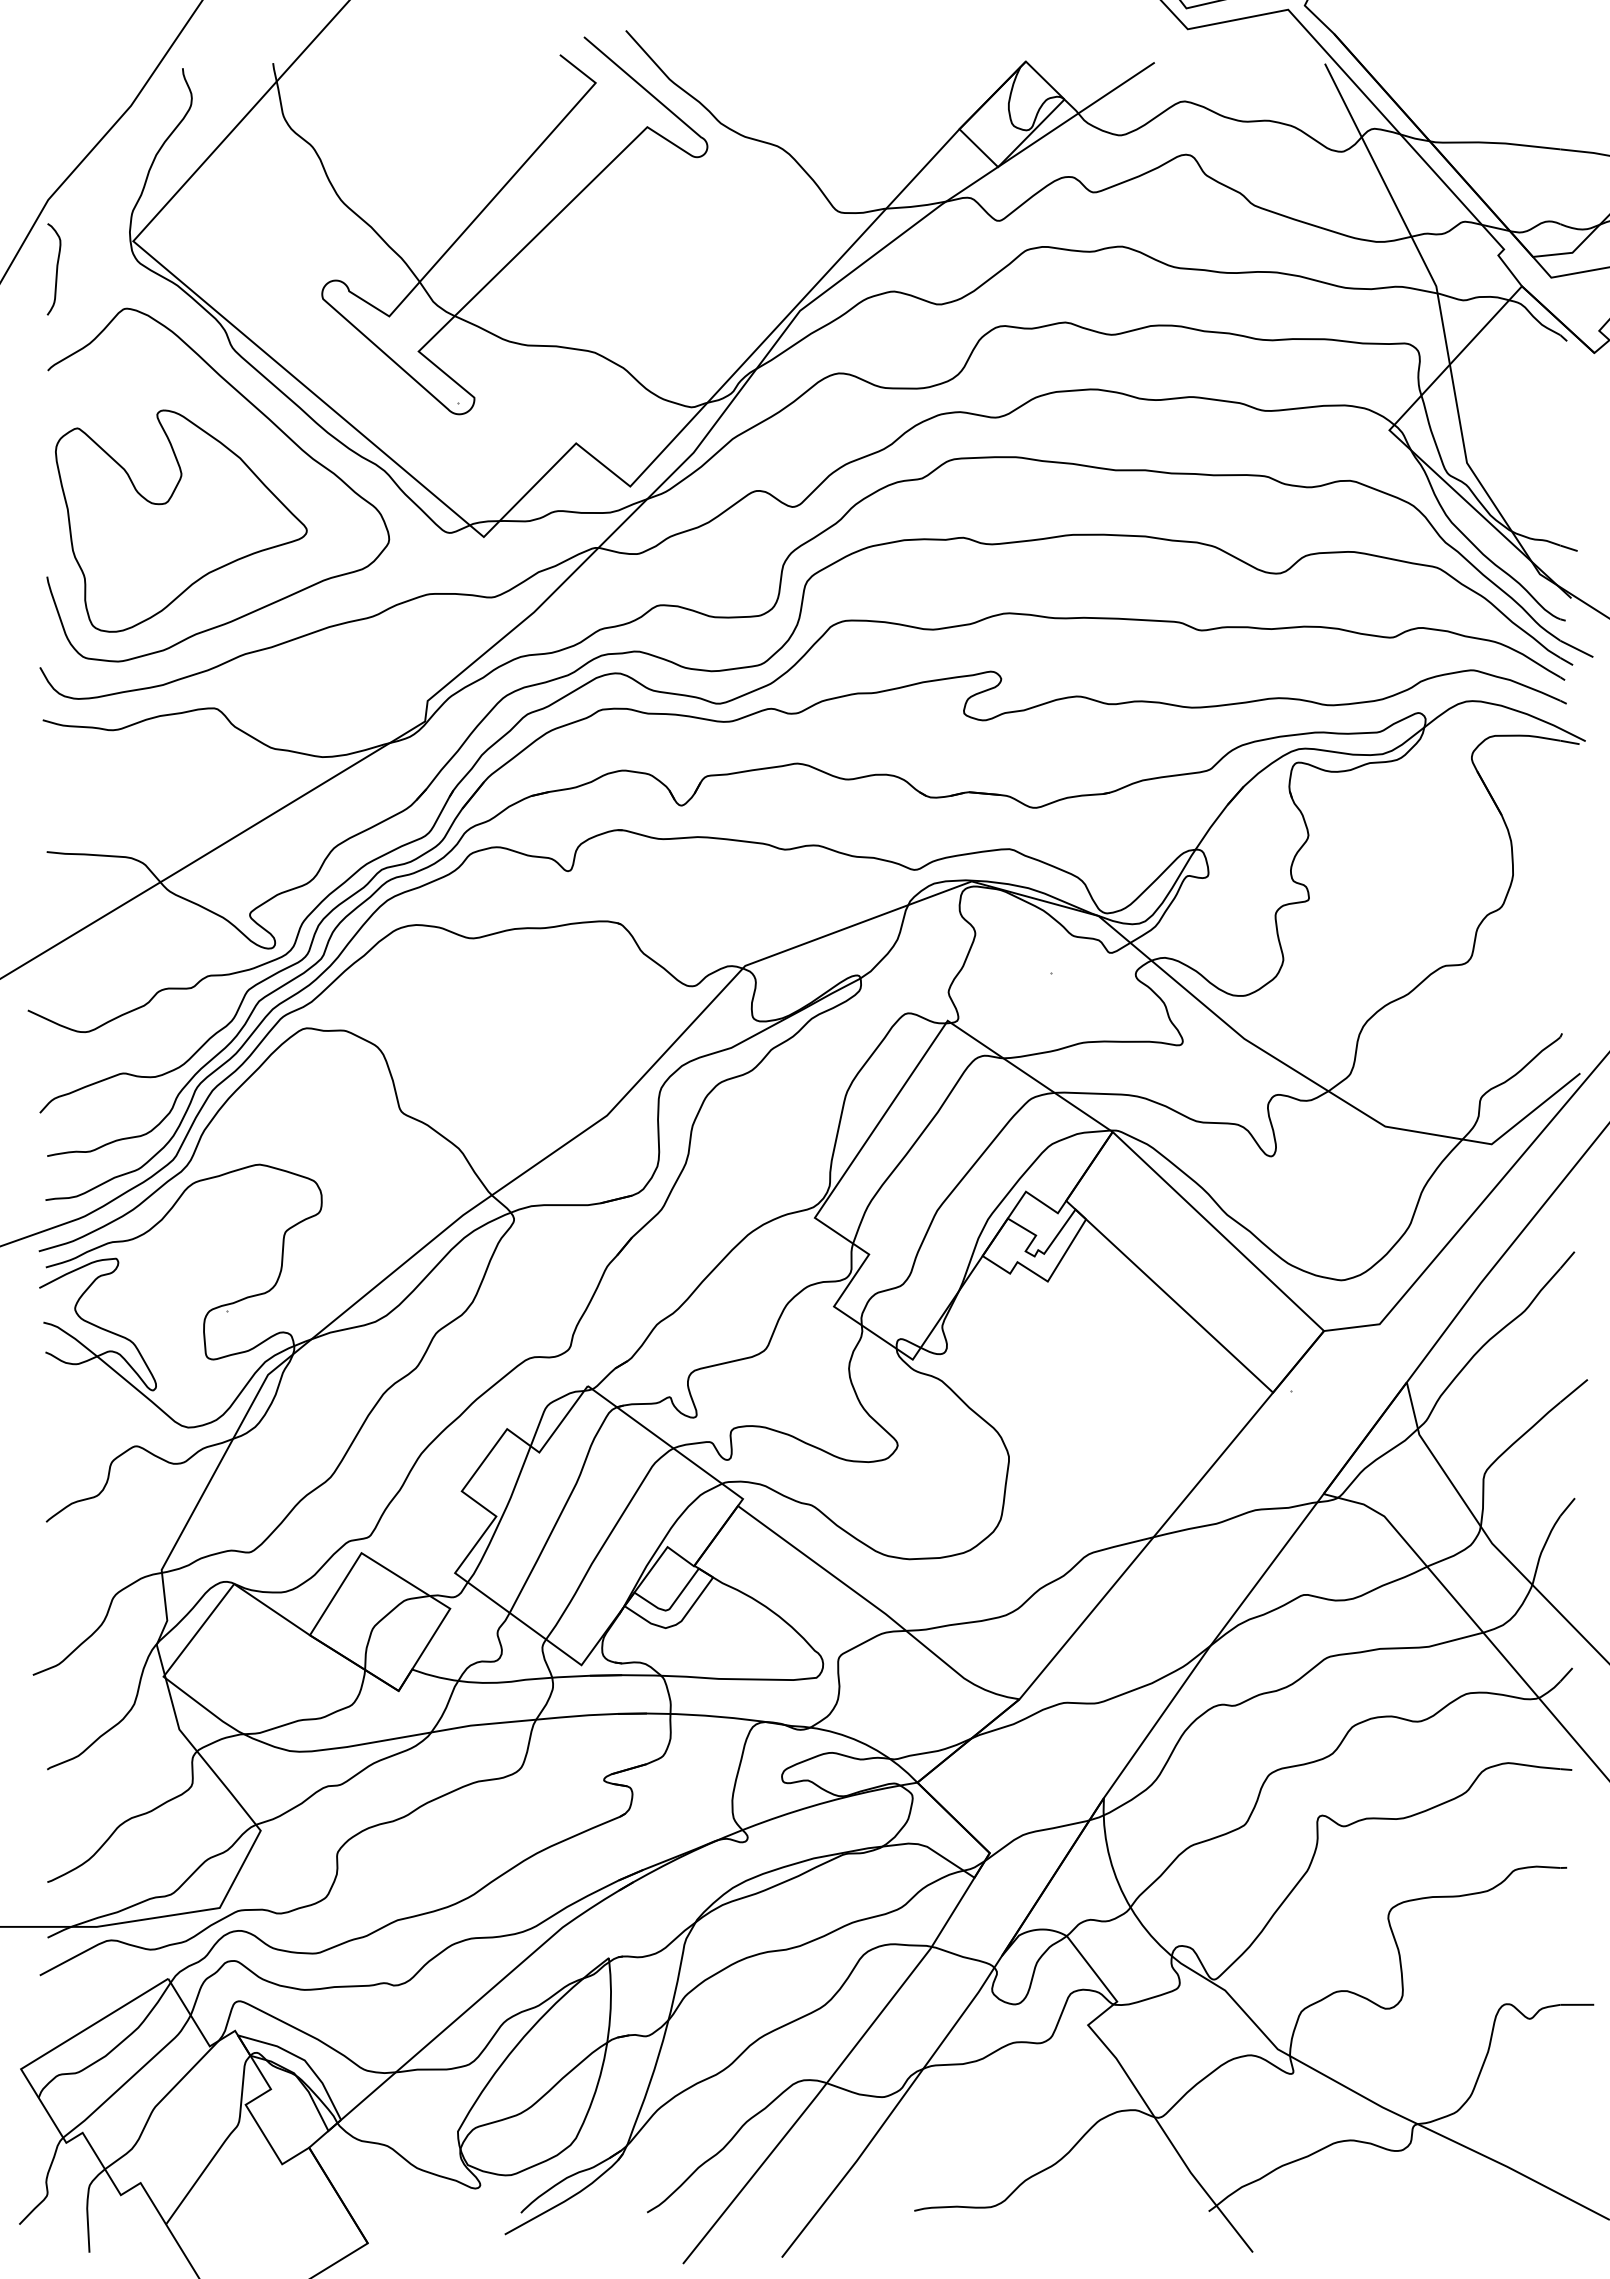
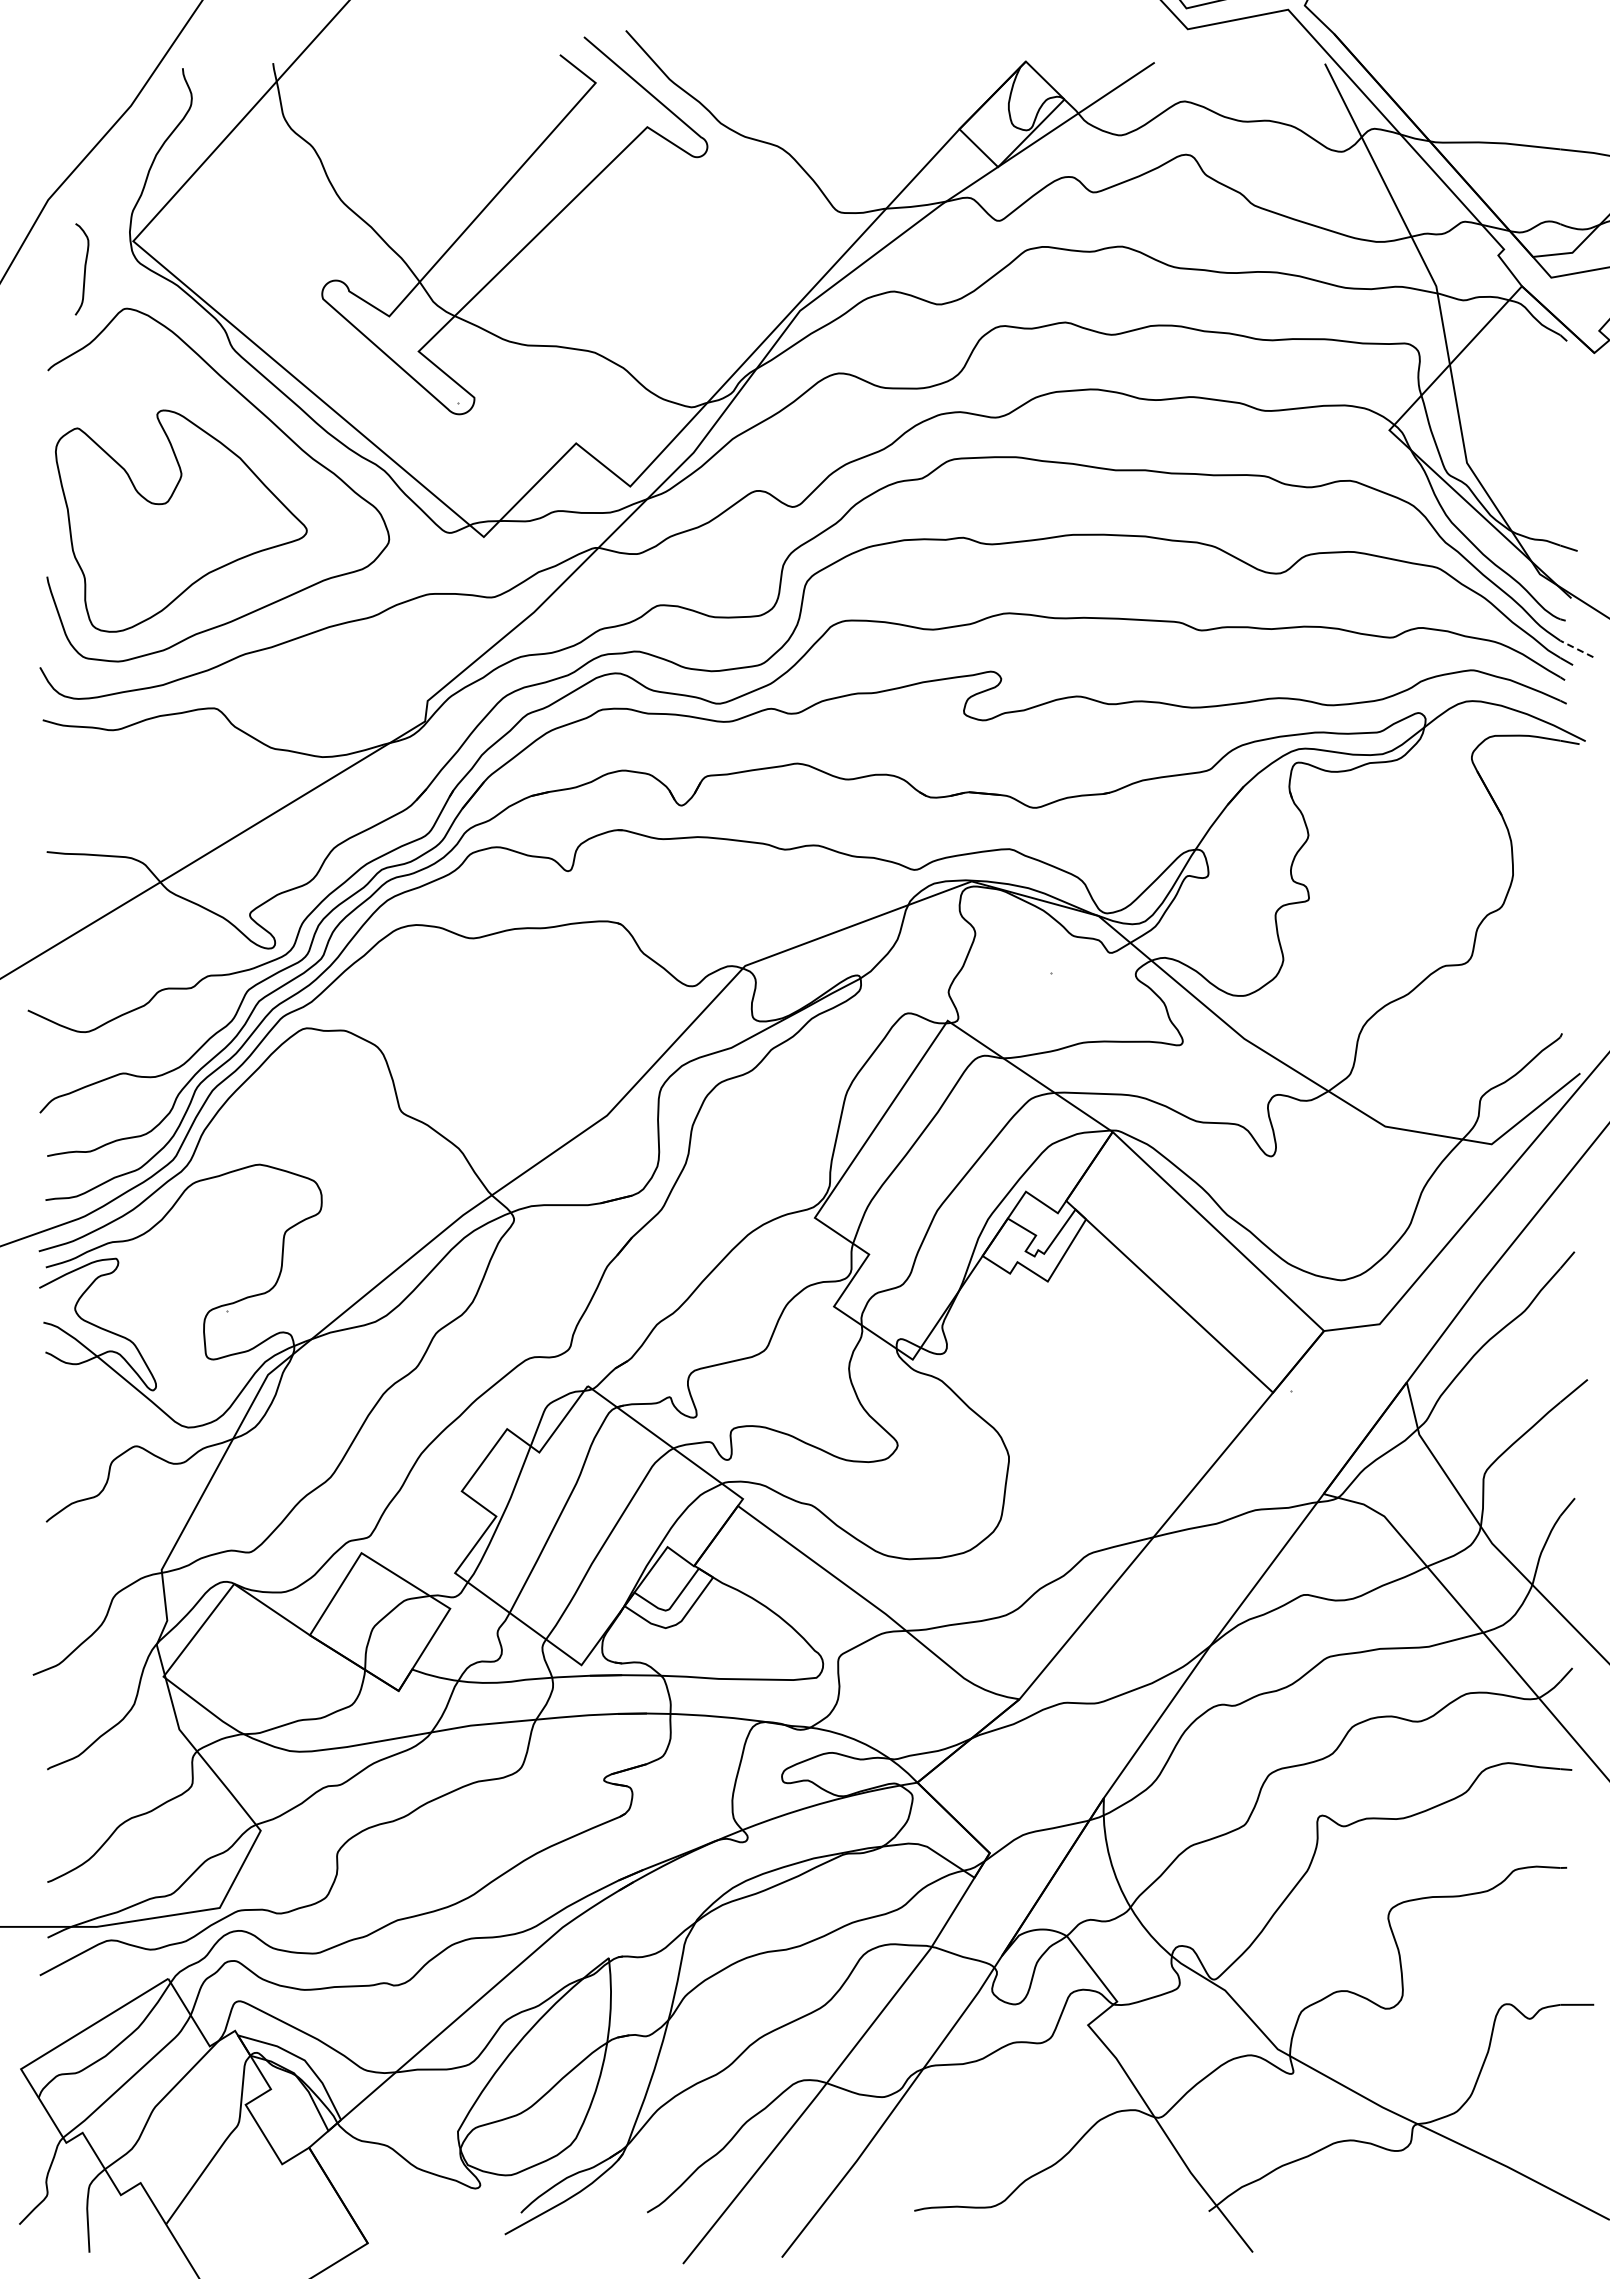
curve position: (56, 269) -> (84, 269) (84, 269)
line: solid -> dashed (1576, 648)
